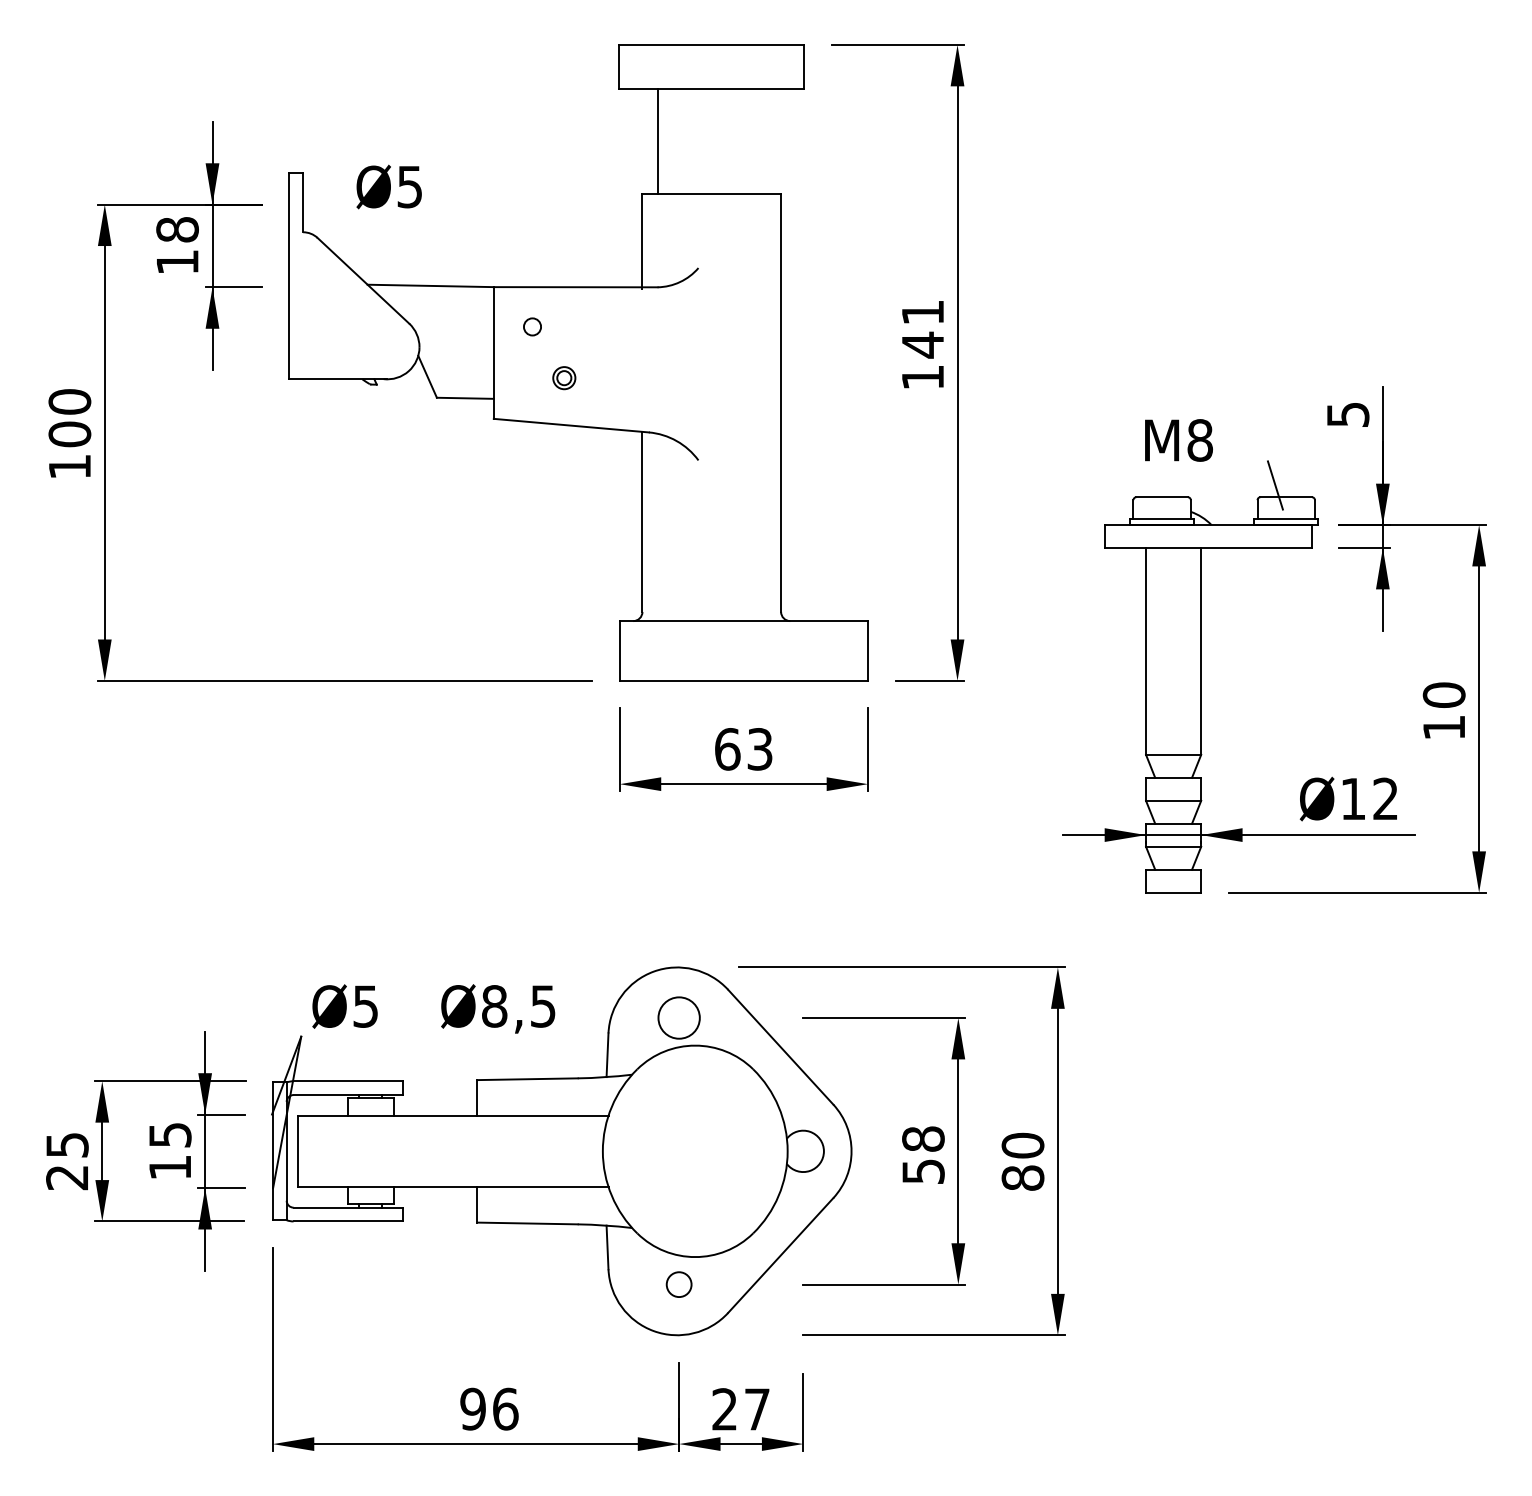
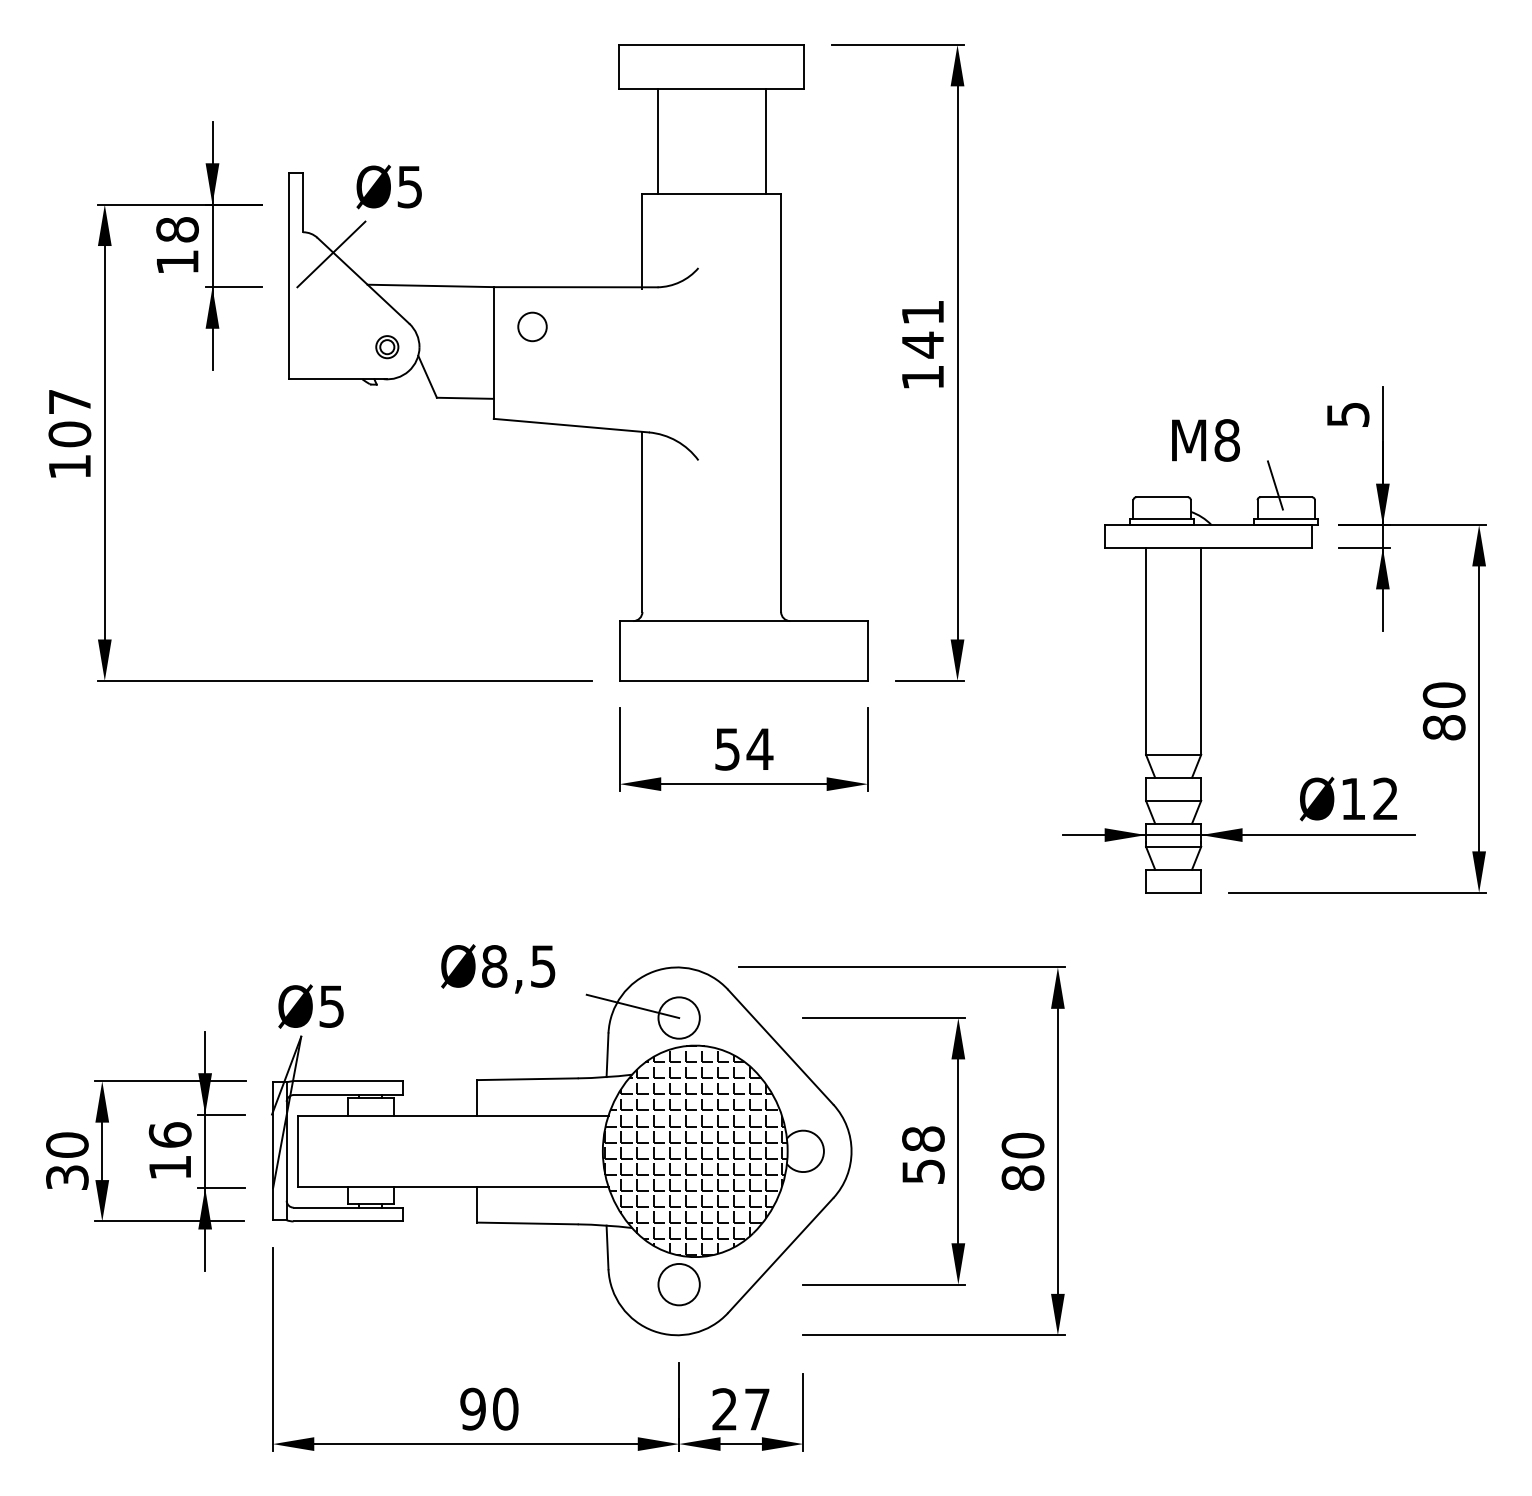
line: none -> present (765, 140)
line: none -> present (331, 254)
circle diameter: 17 px -> 29 px (532, 326)
part position: (564, 378) -> (387, 347) (387, 347)
text: 100 -> 107 (69, 401)
text position: (1178, 440) -> (1205, 440) (1205, 440)
text: 10 -> 80 (1443, 727)
text: 63 -> 54 (744, 749)
text position: (344, 1006) -> (310, 1006) (310, 1006)
line: none -> present (632, 1006)
text position: (498, 1008) -> (498, 968) (498, 968)
text: 15 -> 16 (169, 1134)
hatch: none -> present (696, 1149)
text: 25 -> 30 (67, 1161)
circle diameter: 25 px -> 41 px (678, 1284)
text: 96 -> 90 (505, 1408)
